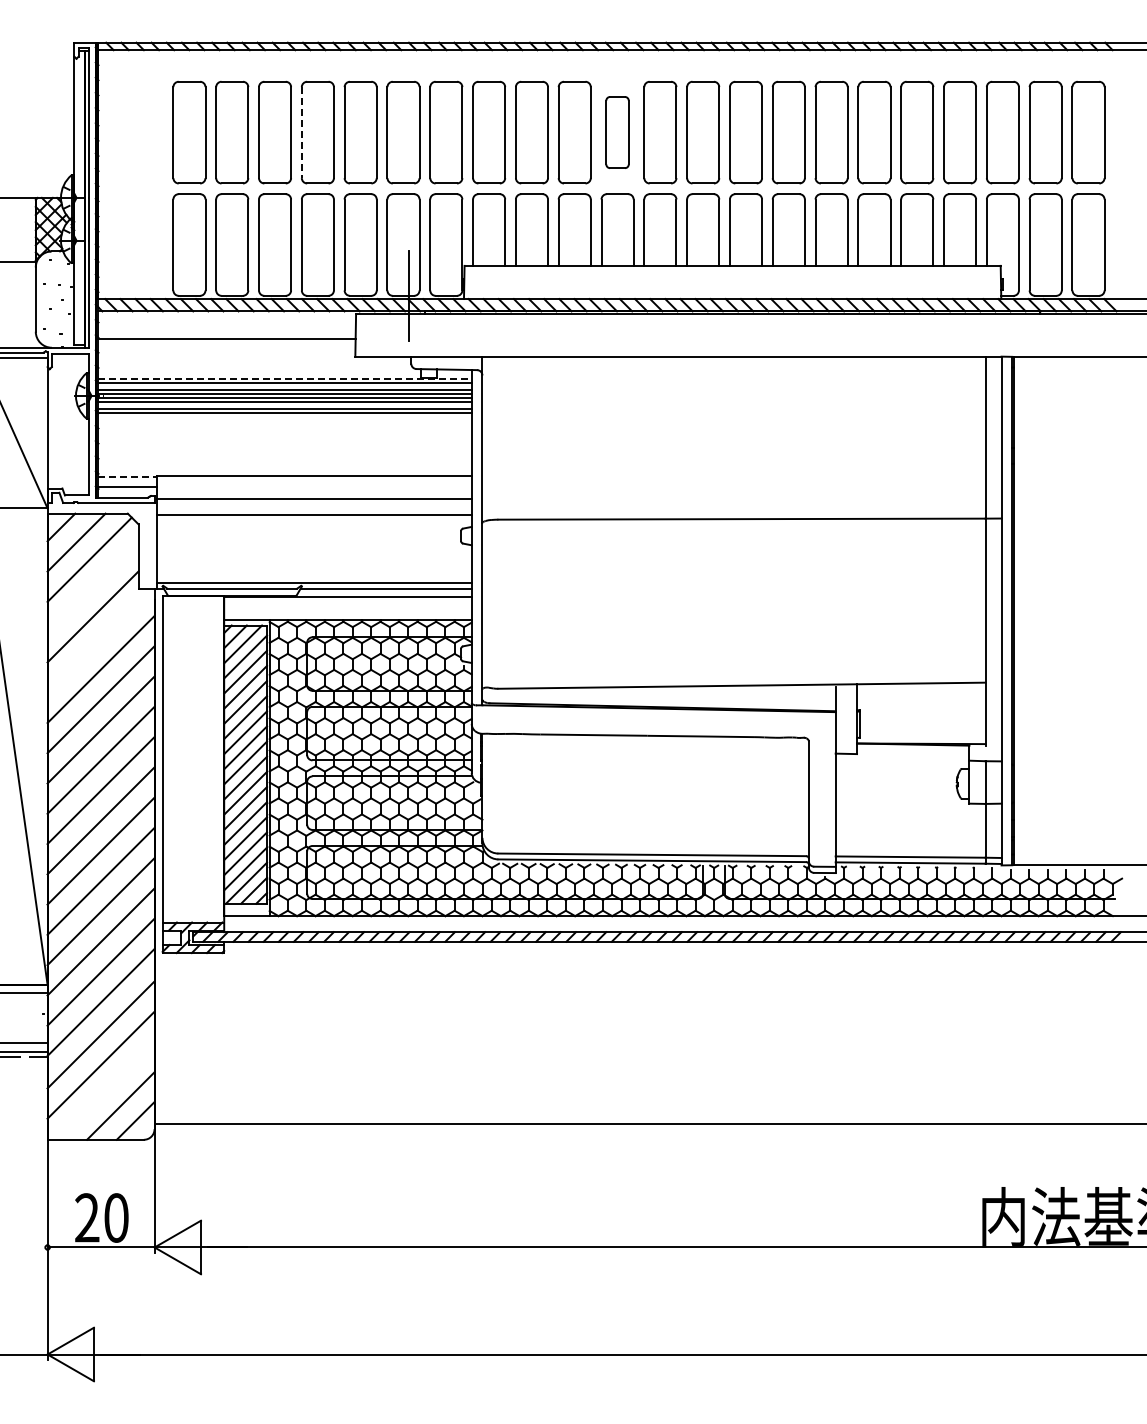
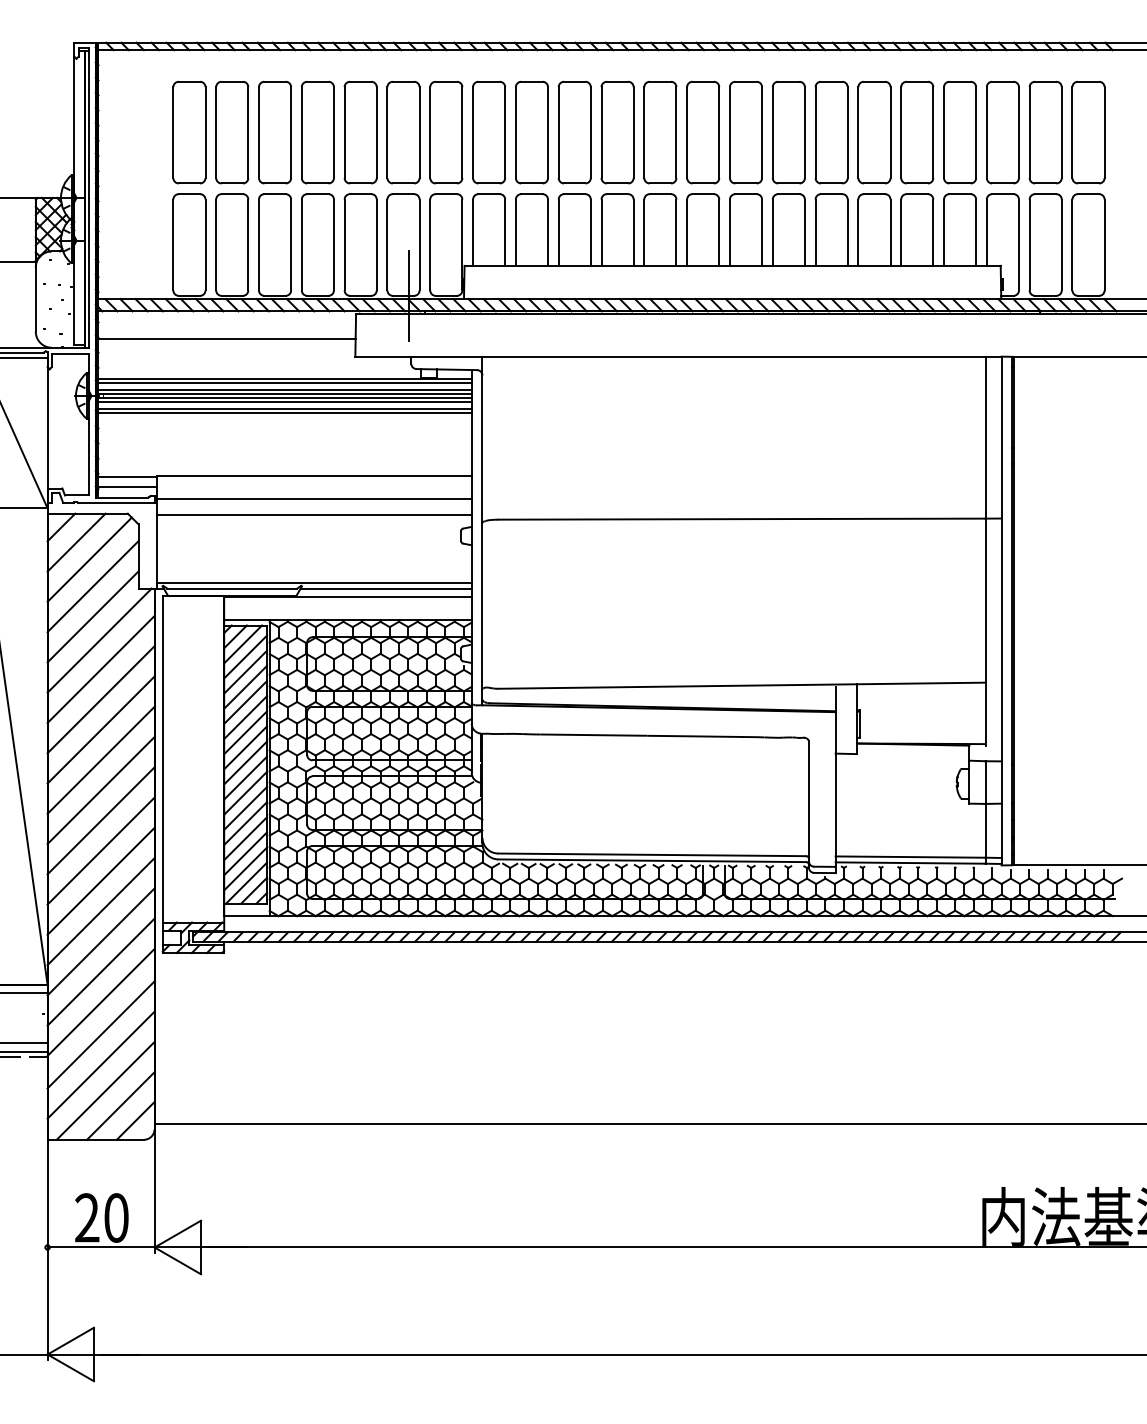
part size: 25x73 px -> 35x105 px (617, 132)
line: dashed -> solid (301, 133)
line: dashed -> solid (285, 378)
line: dashed -> solid (128, 477)
line: none -> present (92, 586)
line: none -> present (99, 640)
line: none -> present (105, 1090)
